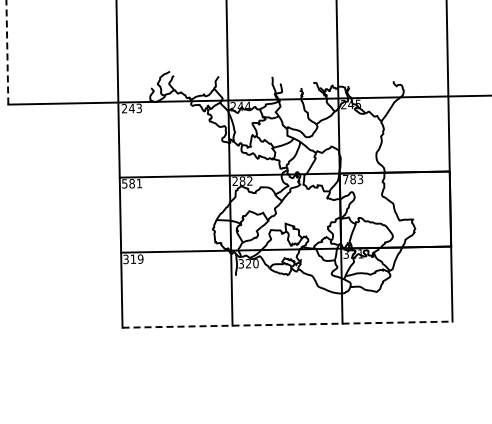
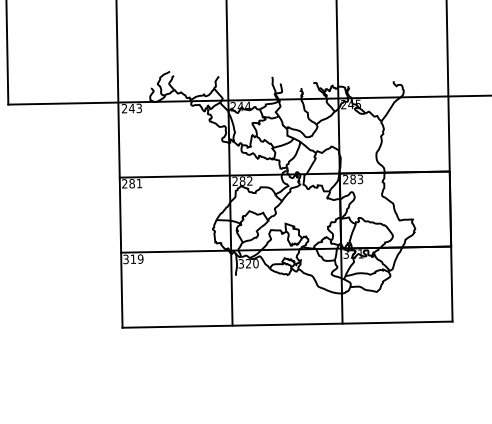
line: dashed -> solid (7, 52)
text: 783 -> 283 (345, 179)
text: 581 -> 281 (124, 183)
line: dashed -> solid (288, 324)
